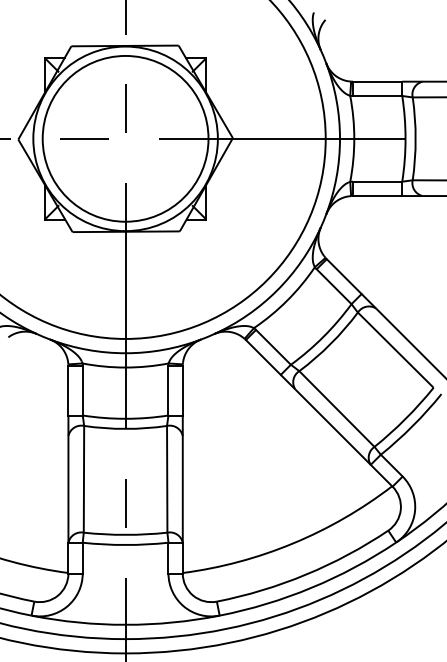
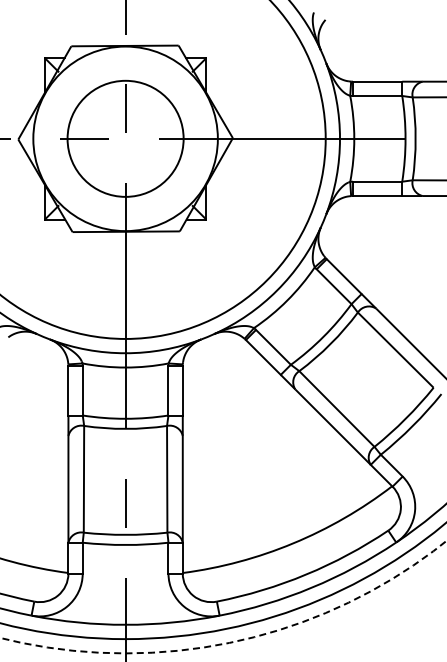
circle diameter: 166 px -> 116 px (125, 138)
circle: solid -> dashed (223, 596)
